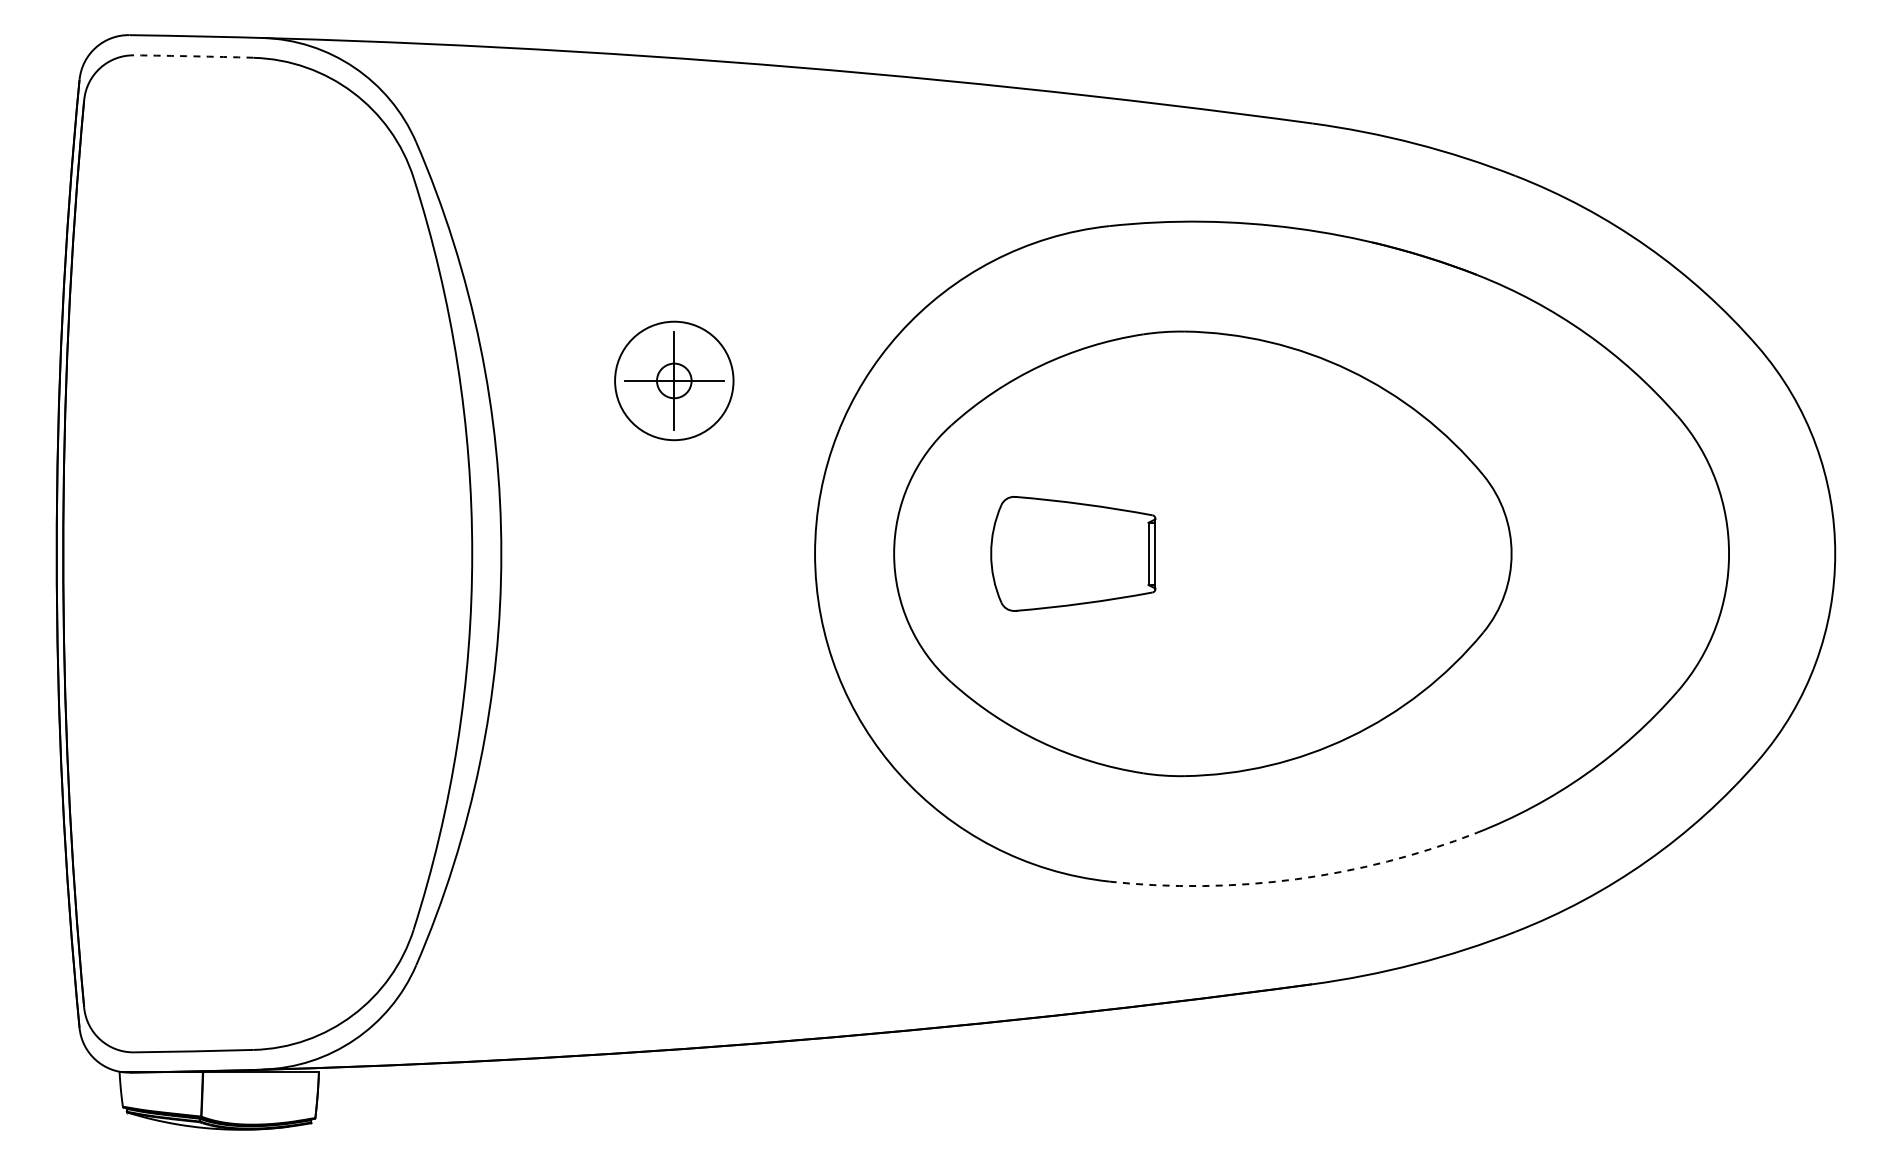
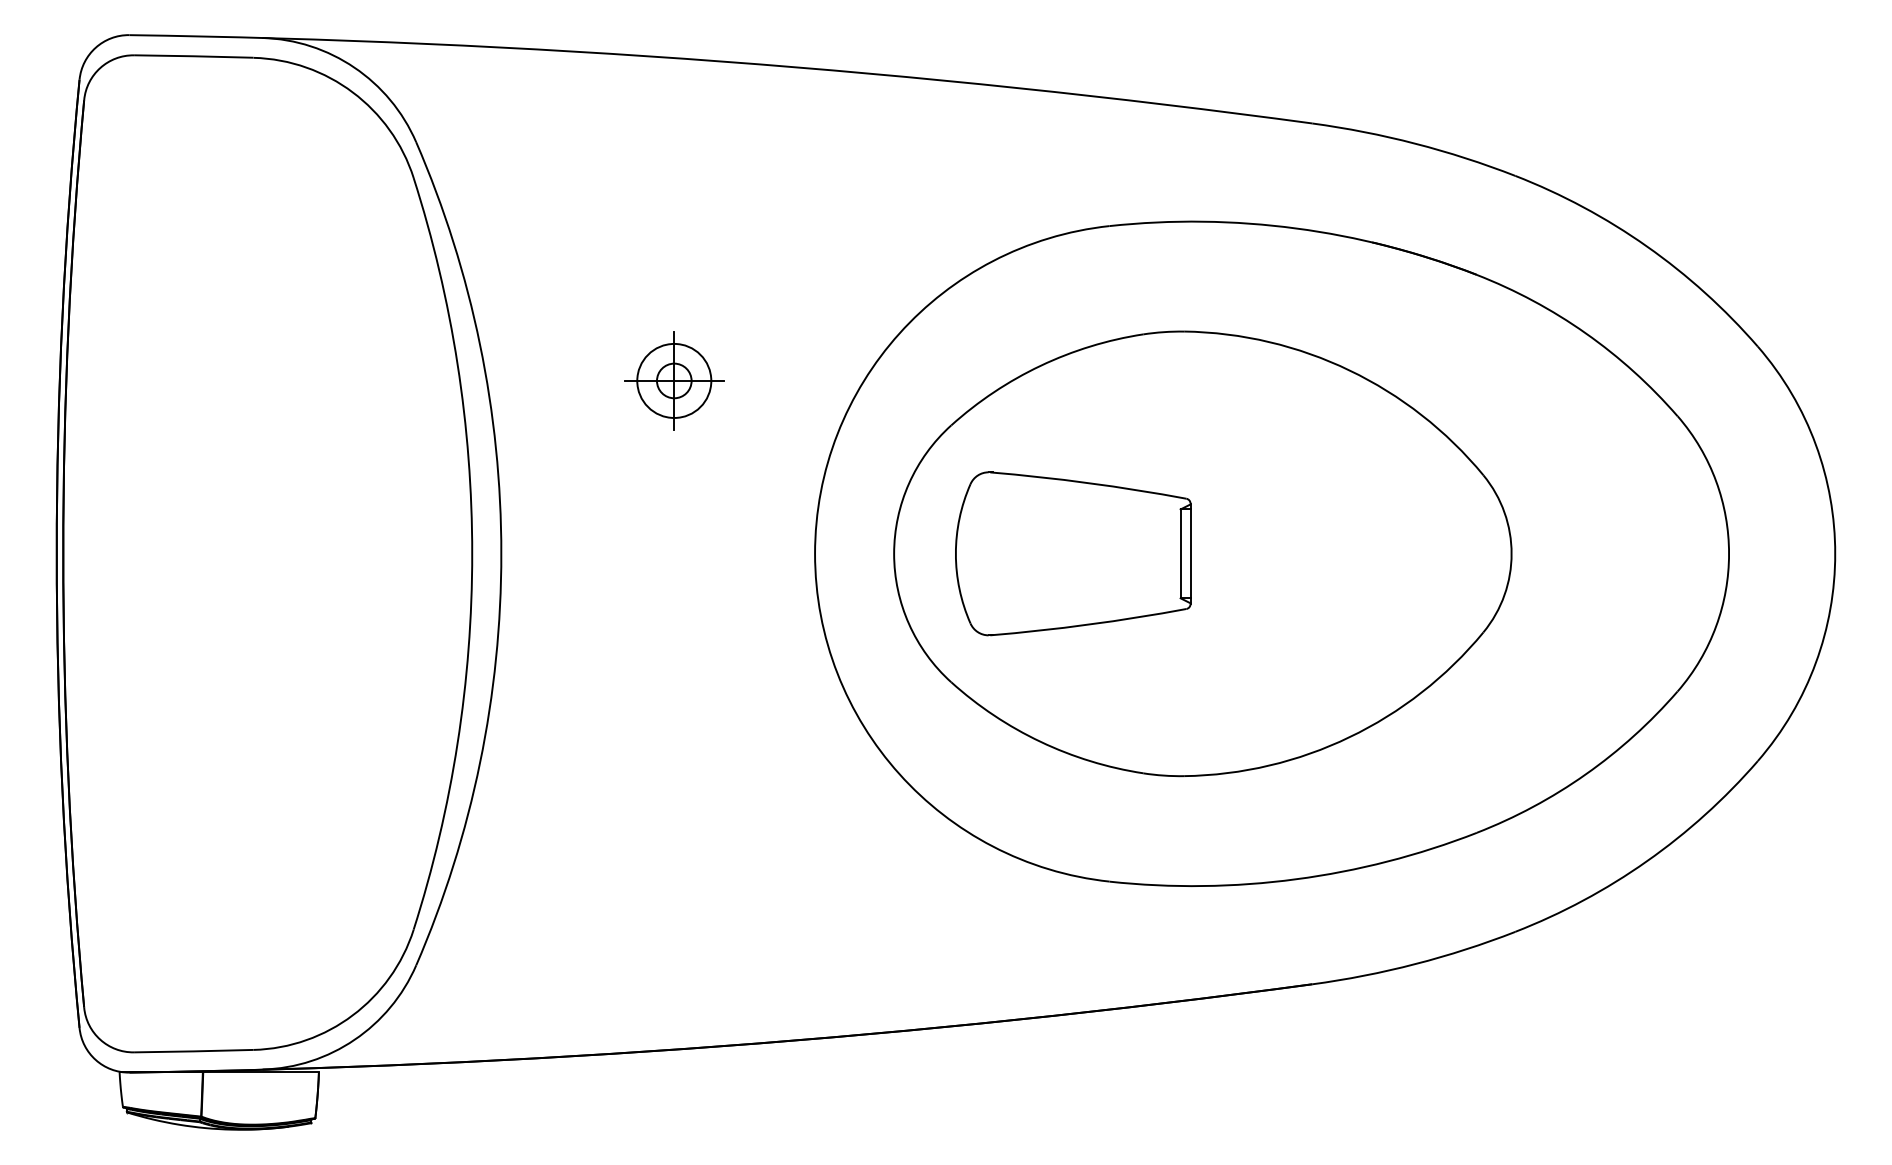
arc: dashed -> solid (193, 56)
circle diameter: 118 px -> 74 px (674, 380)
part size: 167x116 px -> 237x166 px (1073, 553)
arc: dashed -> solid (1296, 879)
